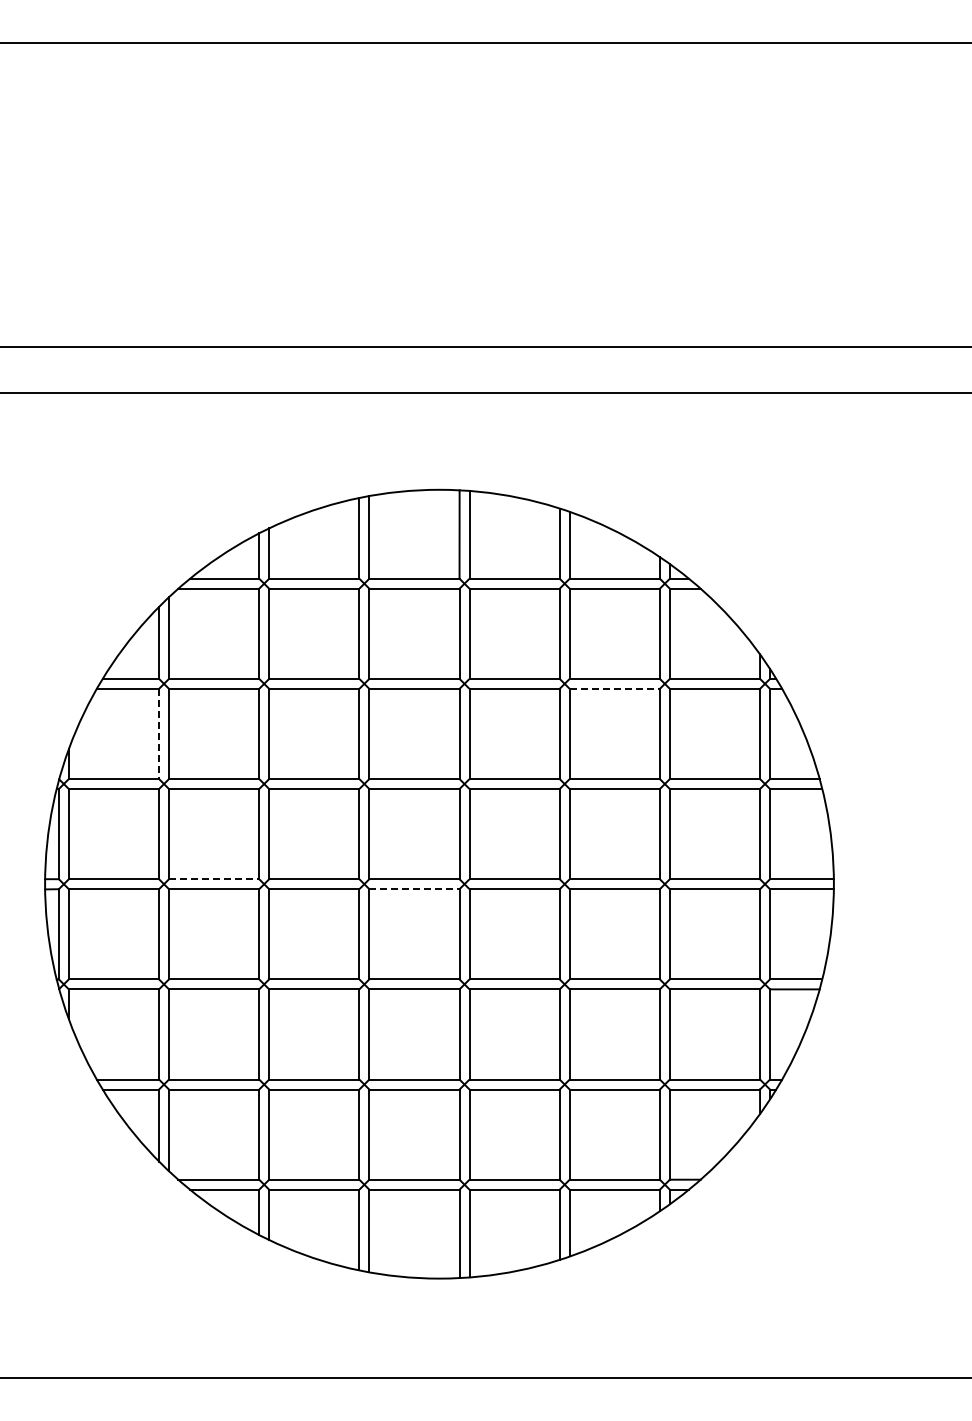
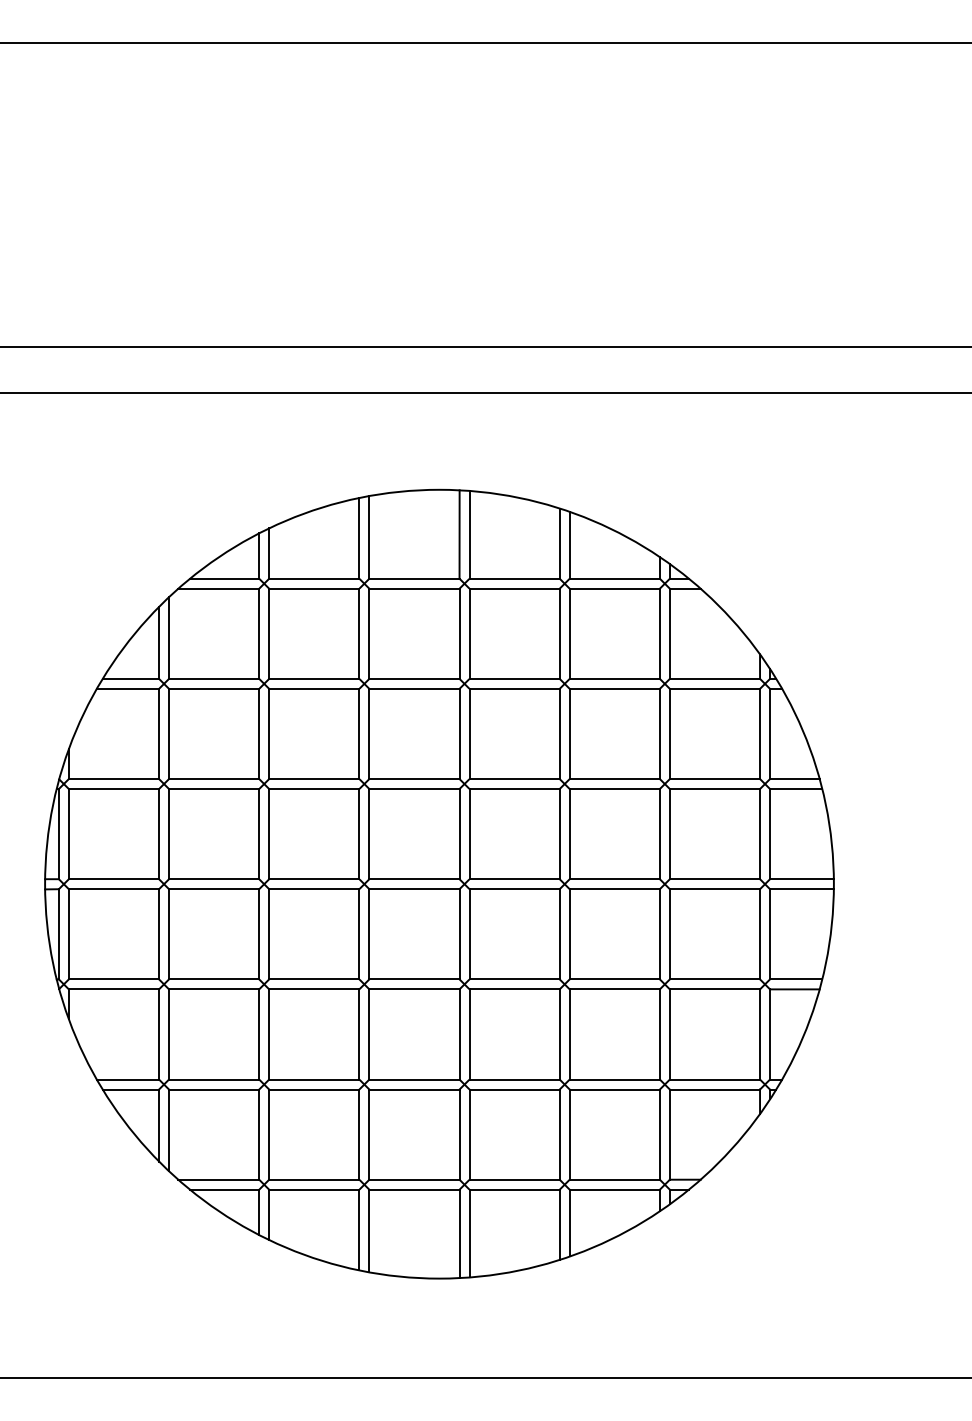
line: dashed -> solid (615, 688)
line: dashed -> solid (159, 734)
line: dashed -> solid (214, 879)
line: dashed -> solid (414, 889)
